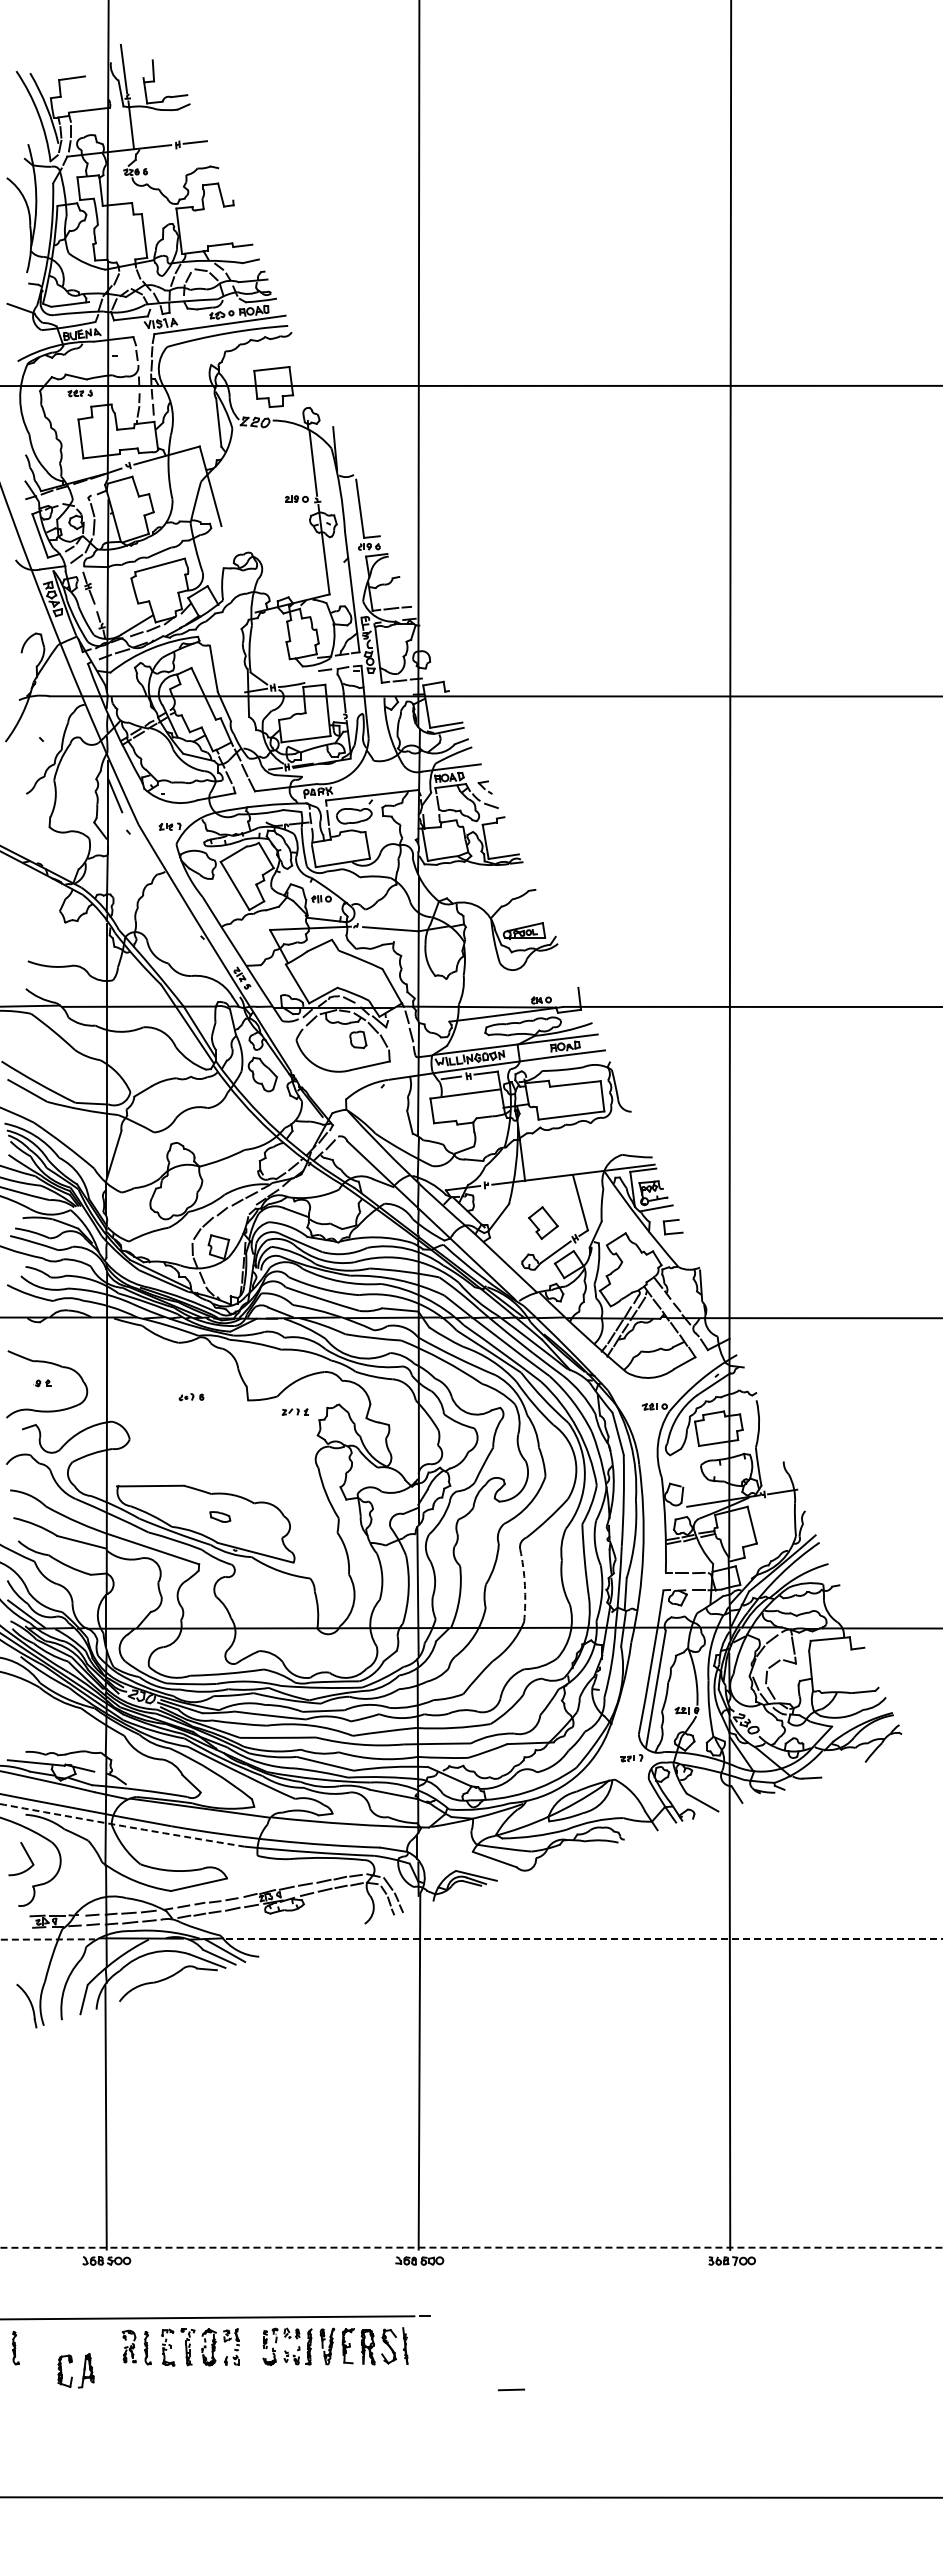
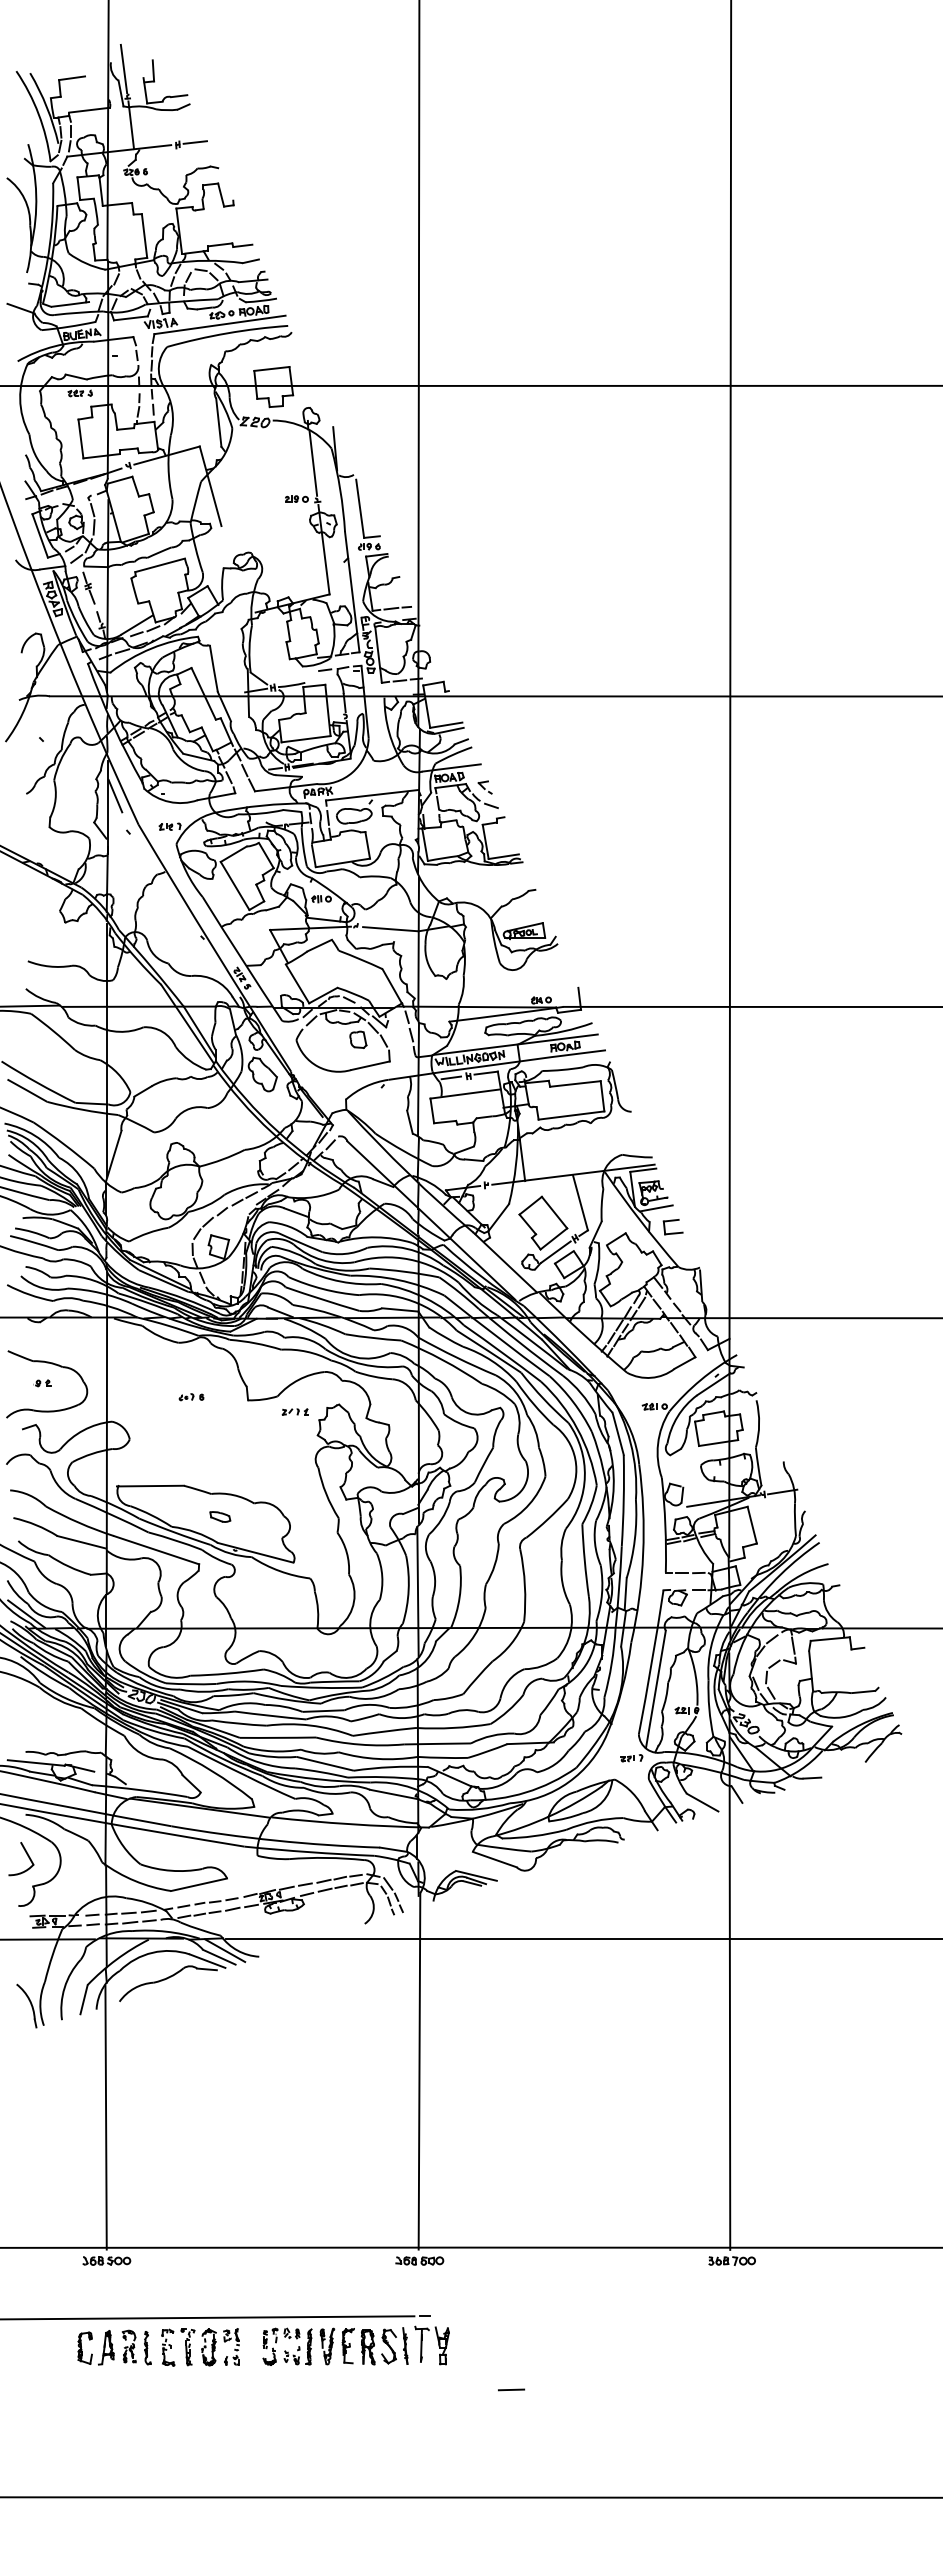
part size: 31x34 px -> 51x56 px (543, 1222)
arc: dashed -> solid (524, 1585)
arc: dashed -> solid (122, 1825)
line: dashed -> solid (48, 1939)
line: dashed -> solid (584, 1939)
arc: dashed -> solid (470, 2247)
part: none -> present (438, 2345)
part: present -> none (15, 2348)
part position: (71, 2376) -> (91, 2353) (91, 2353)
